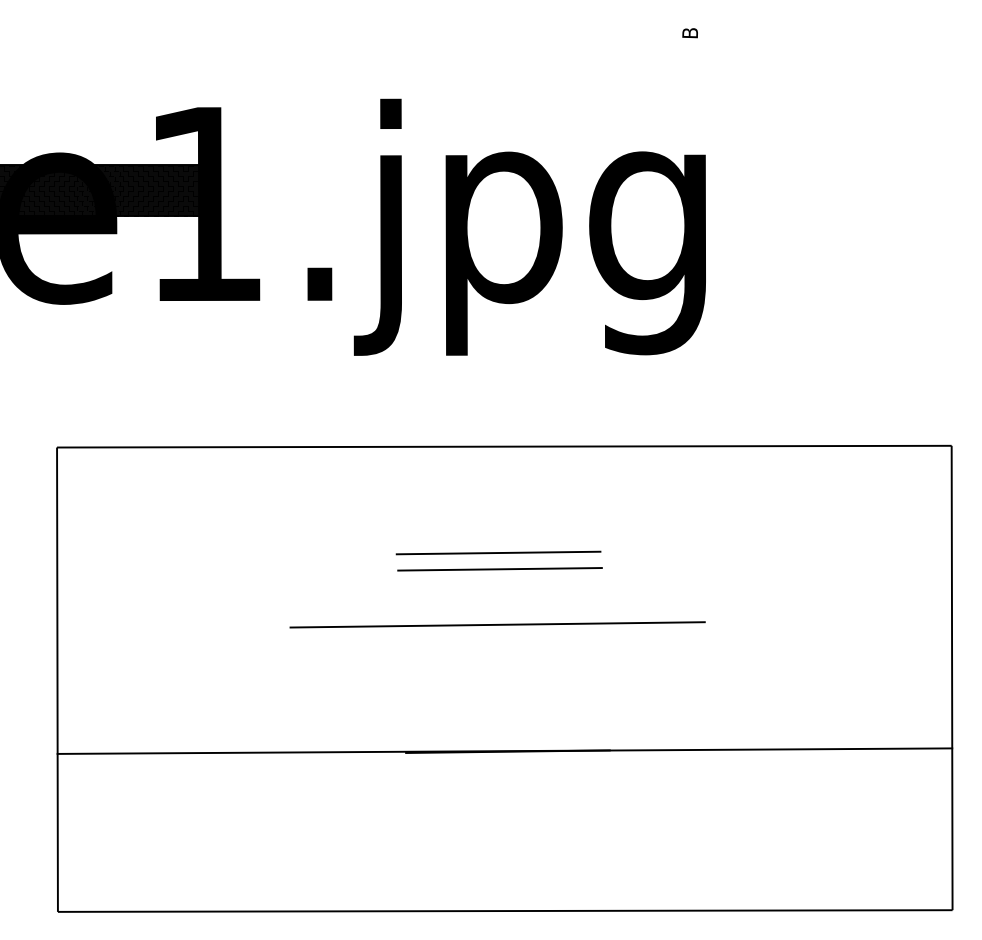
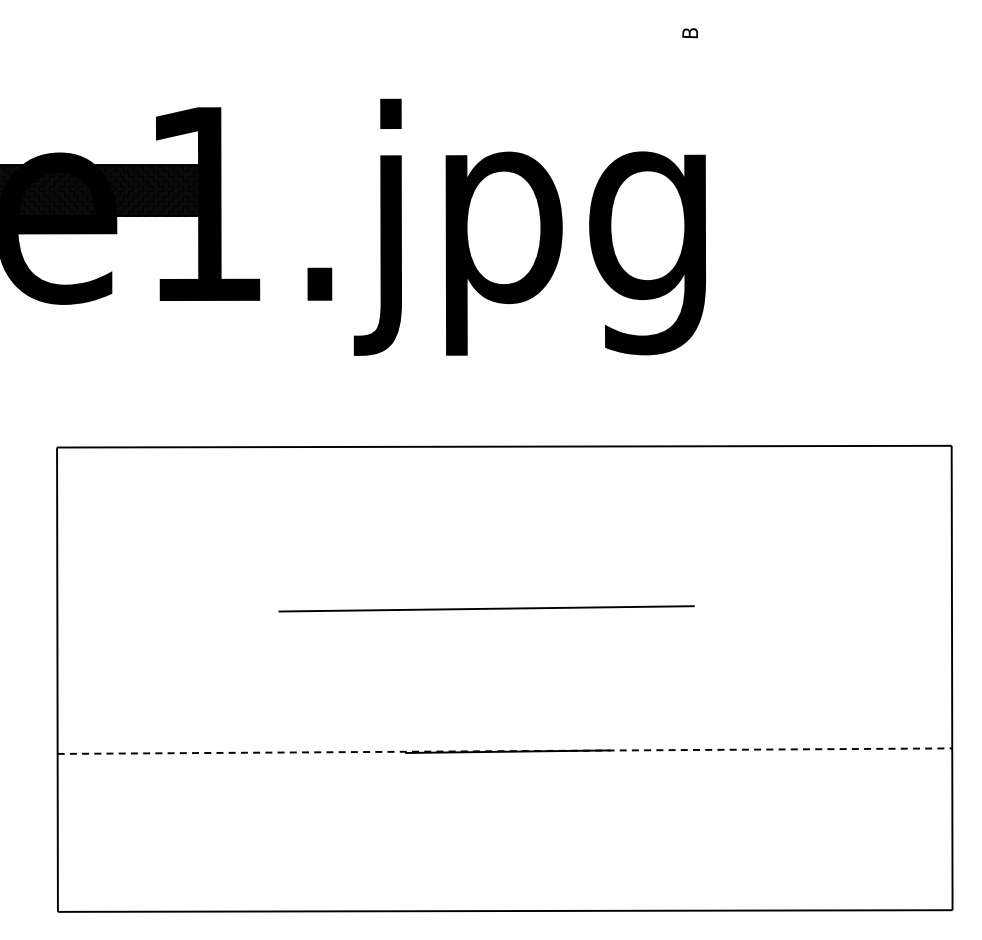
line: present -> none (498, 552)
line: present -> none (499, 569)
line position: (497, 624) -> (486, 608) (486, 608)
line: solid -> dashed (505, 751)
